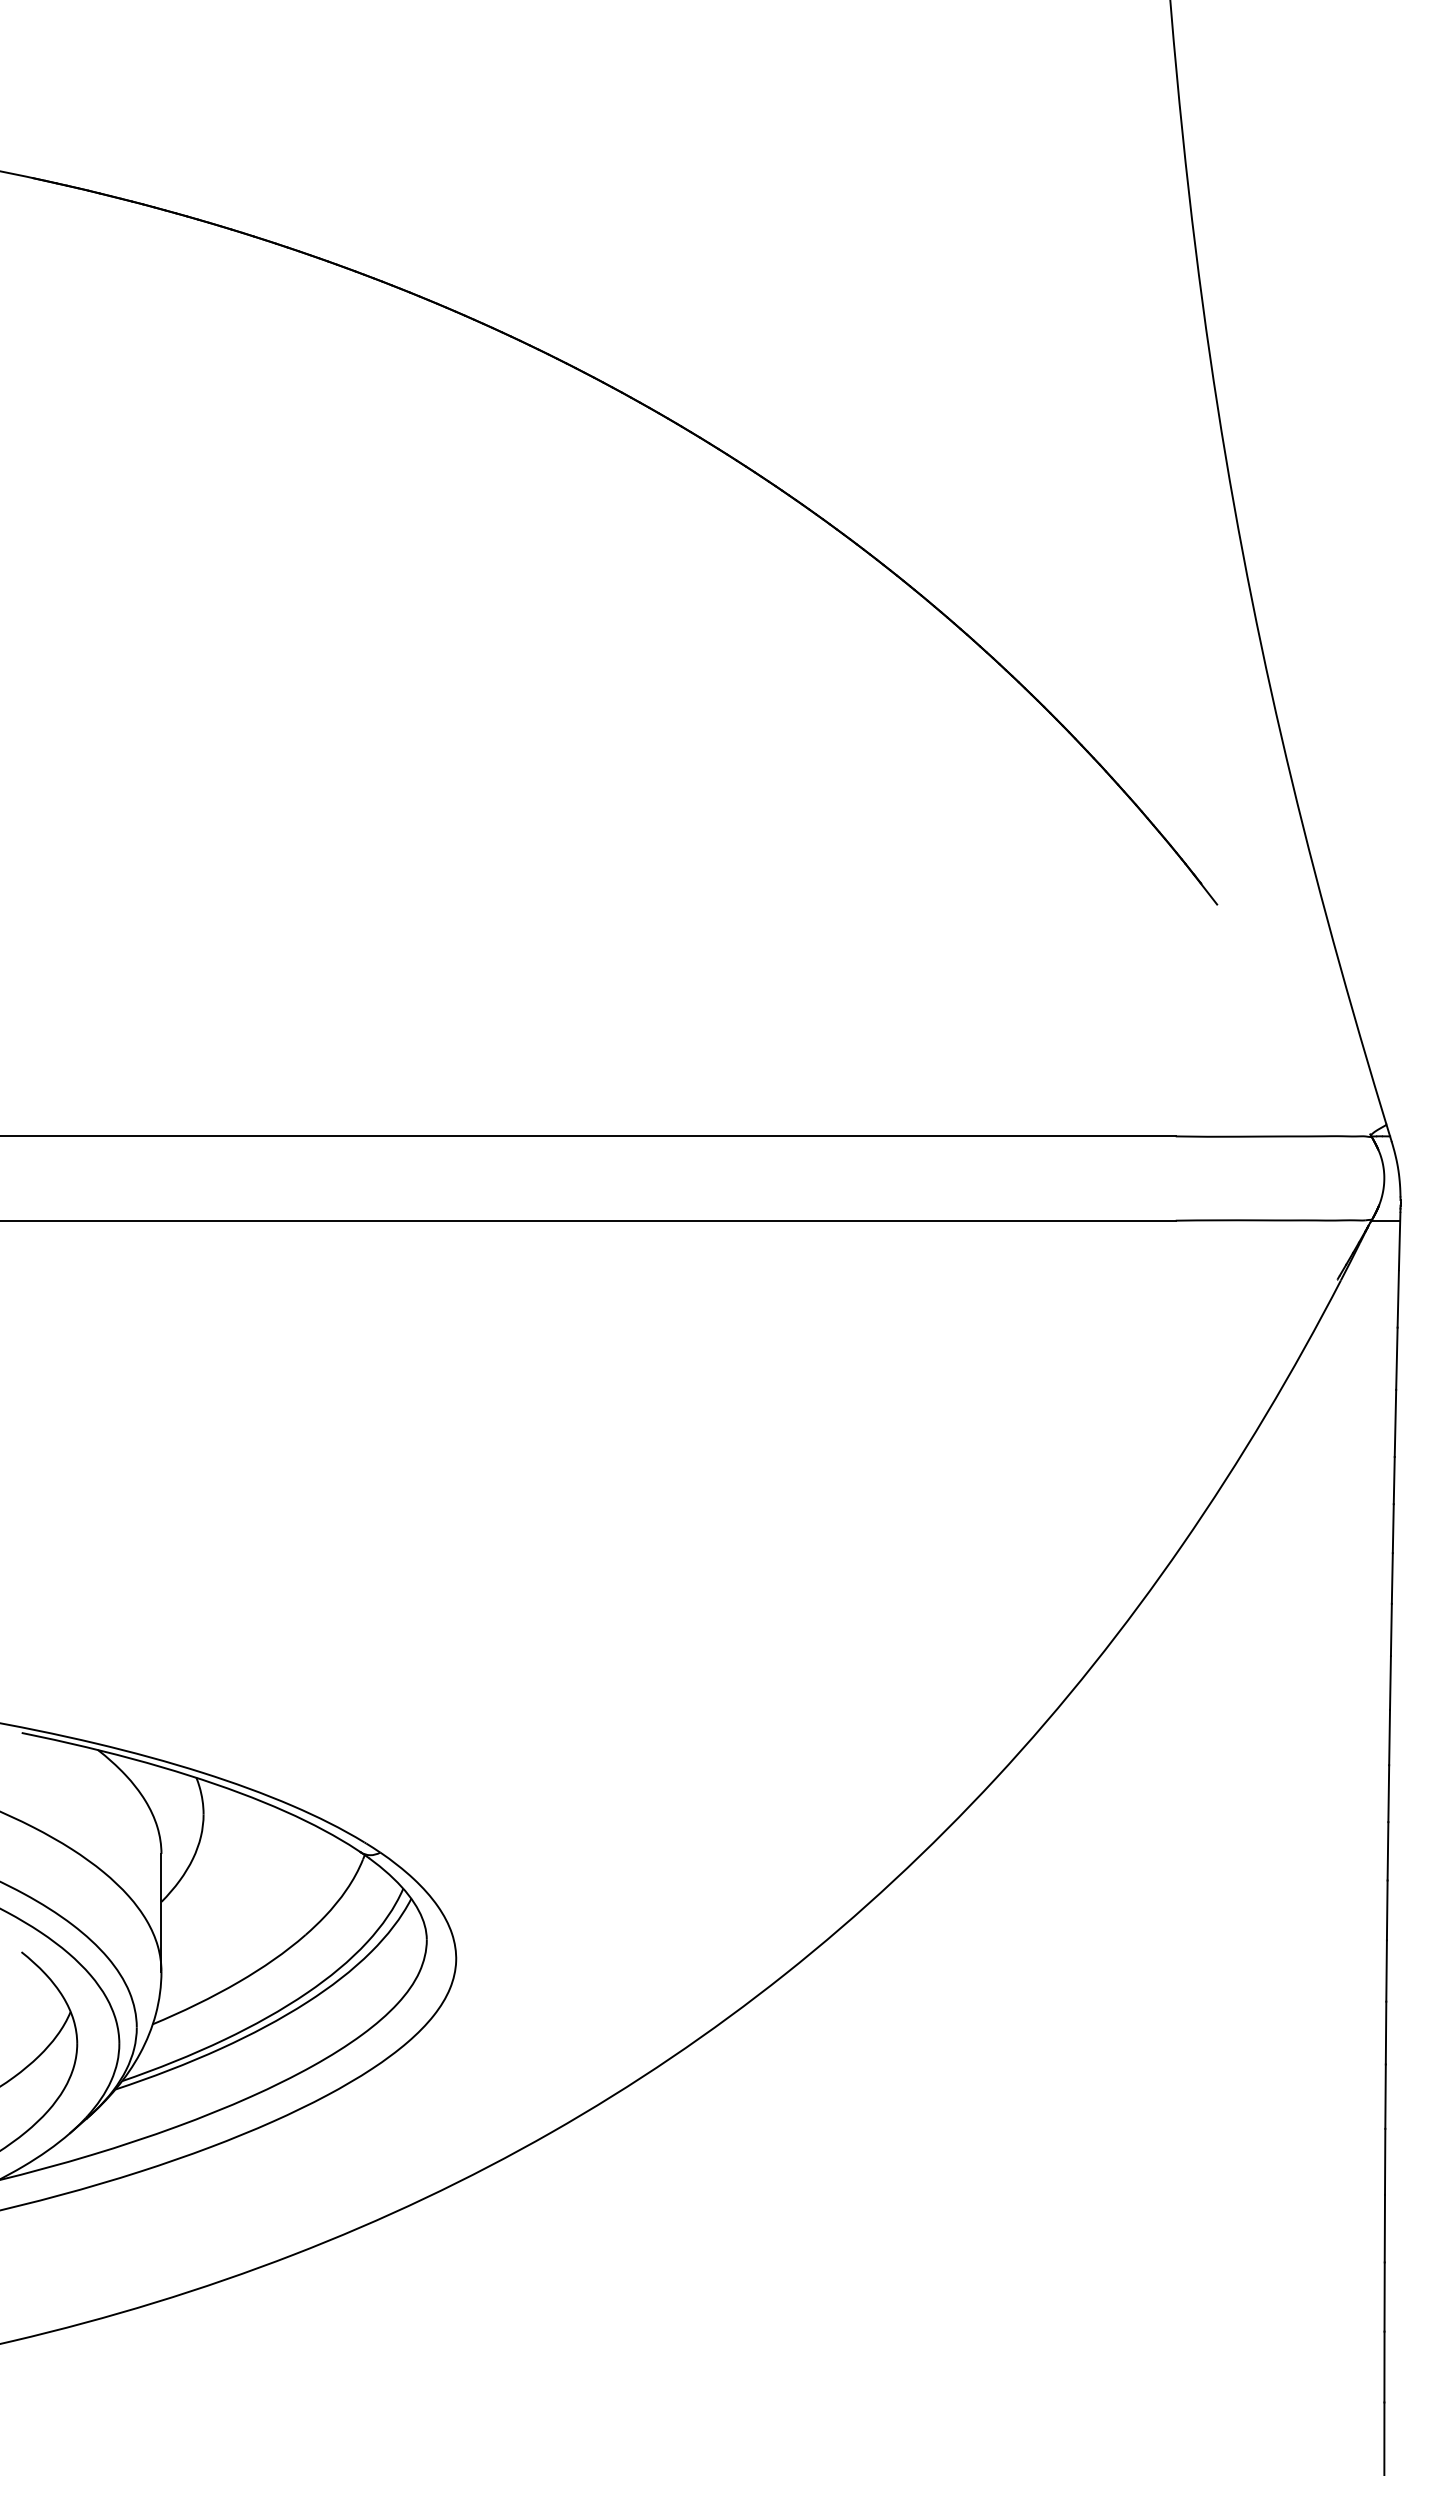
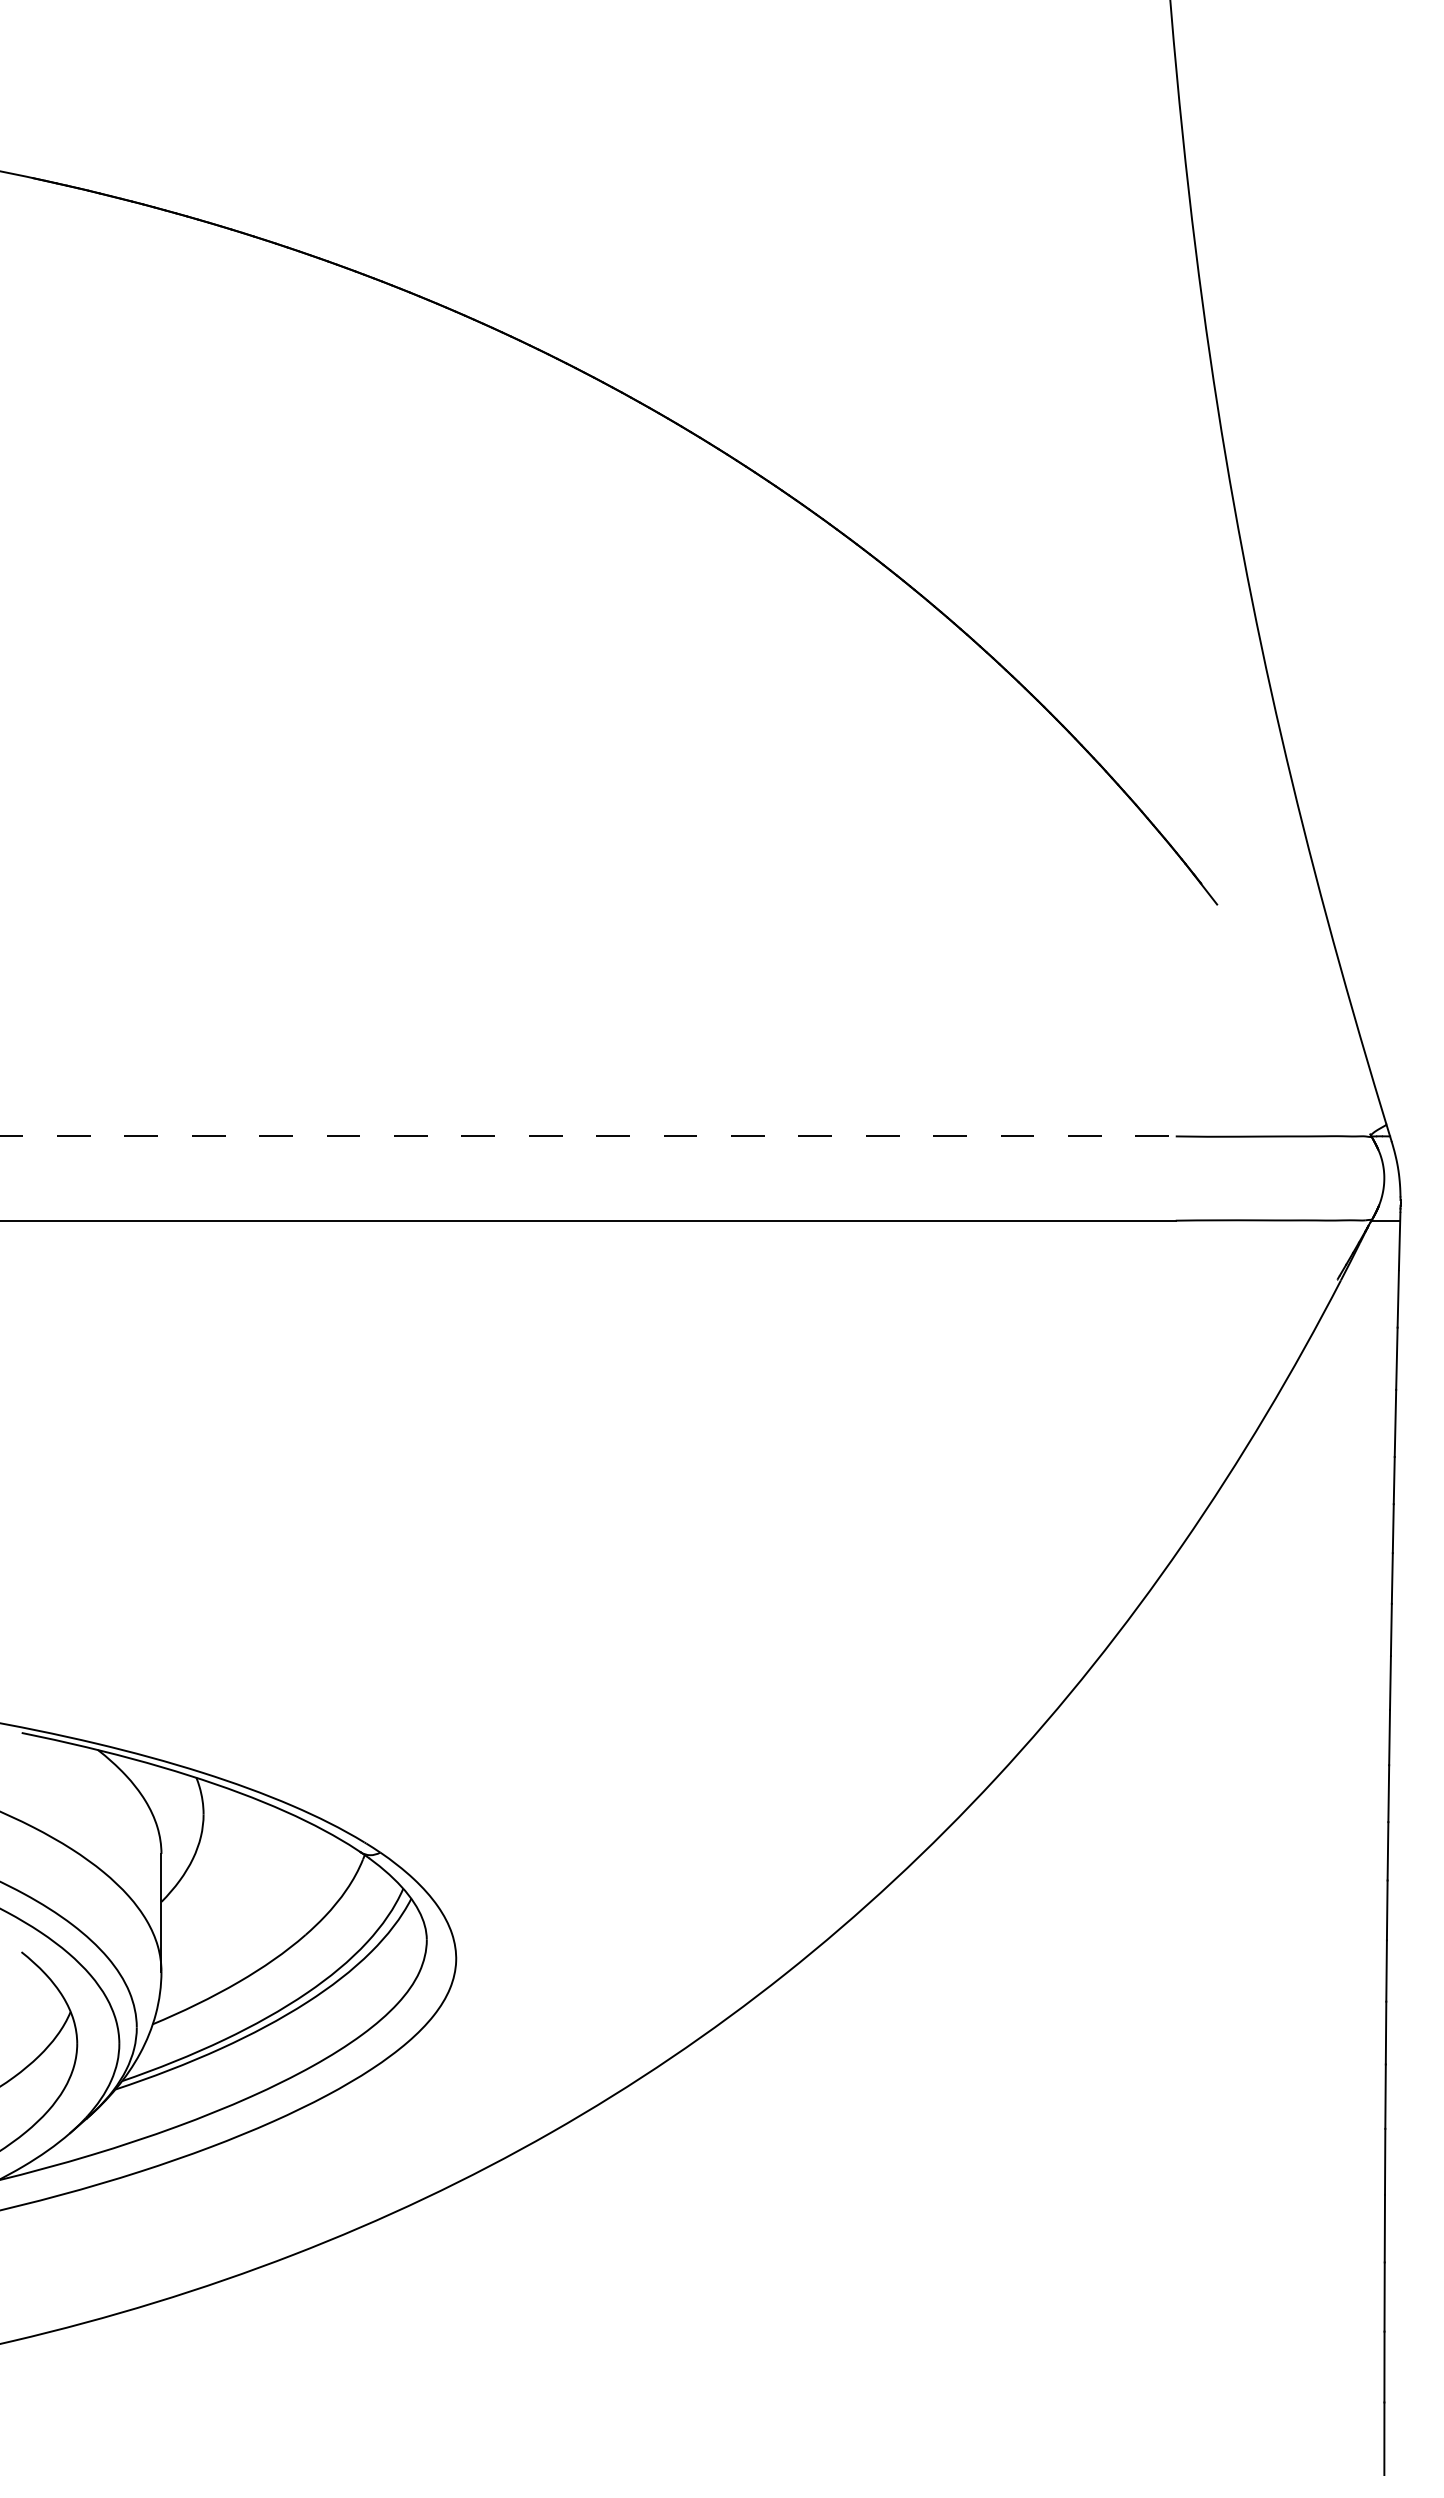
line: solid -> dashed (588, 1136)
